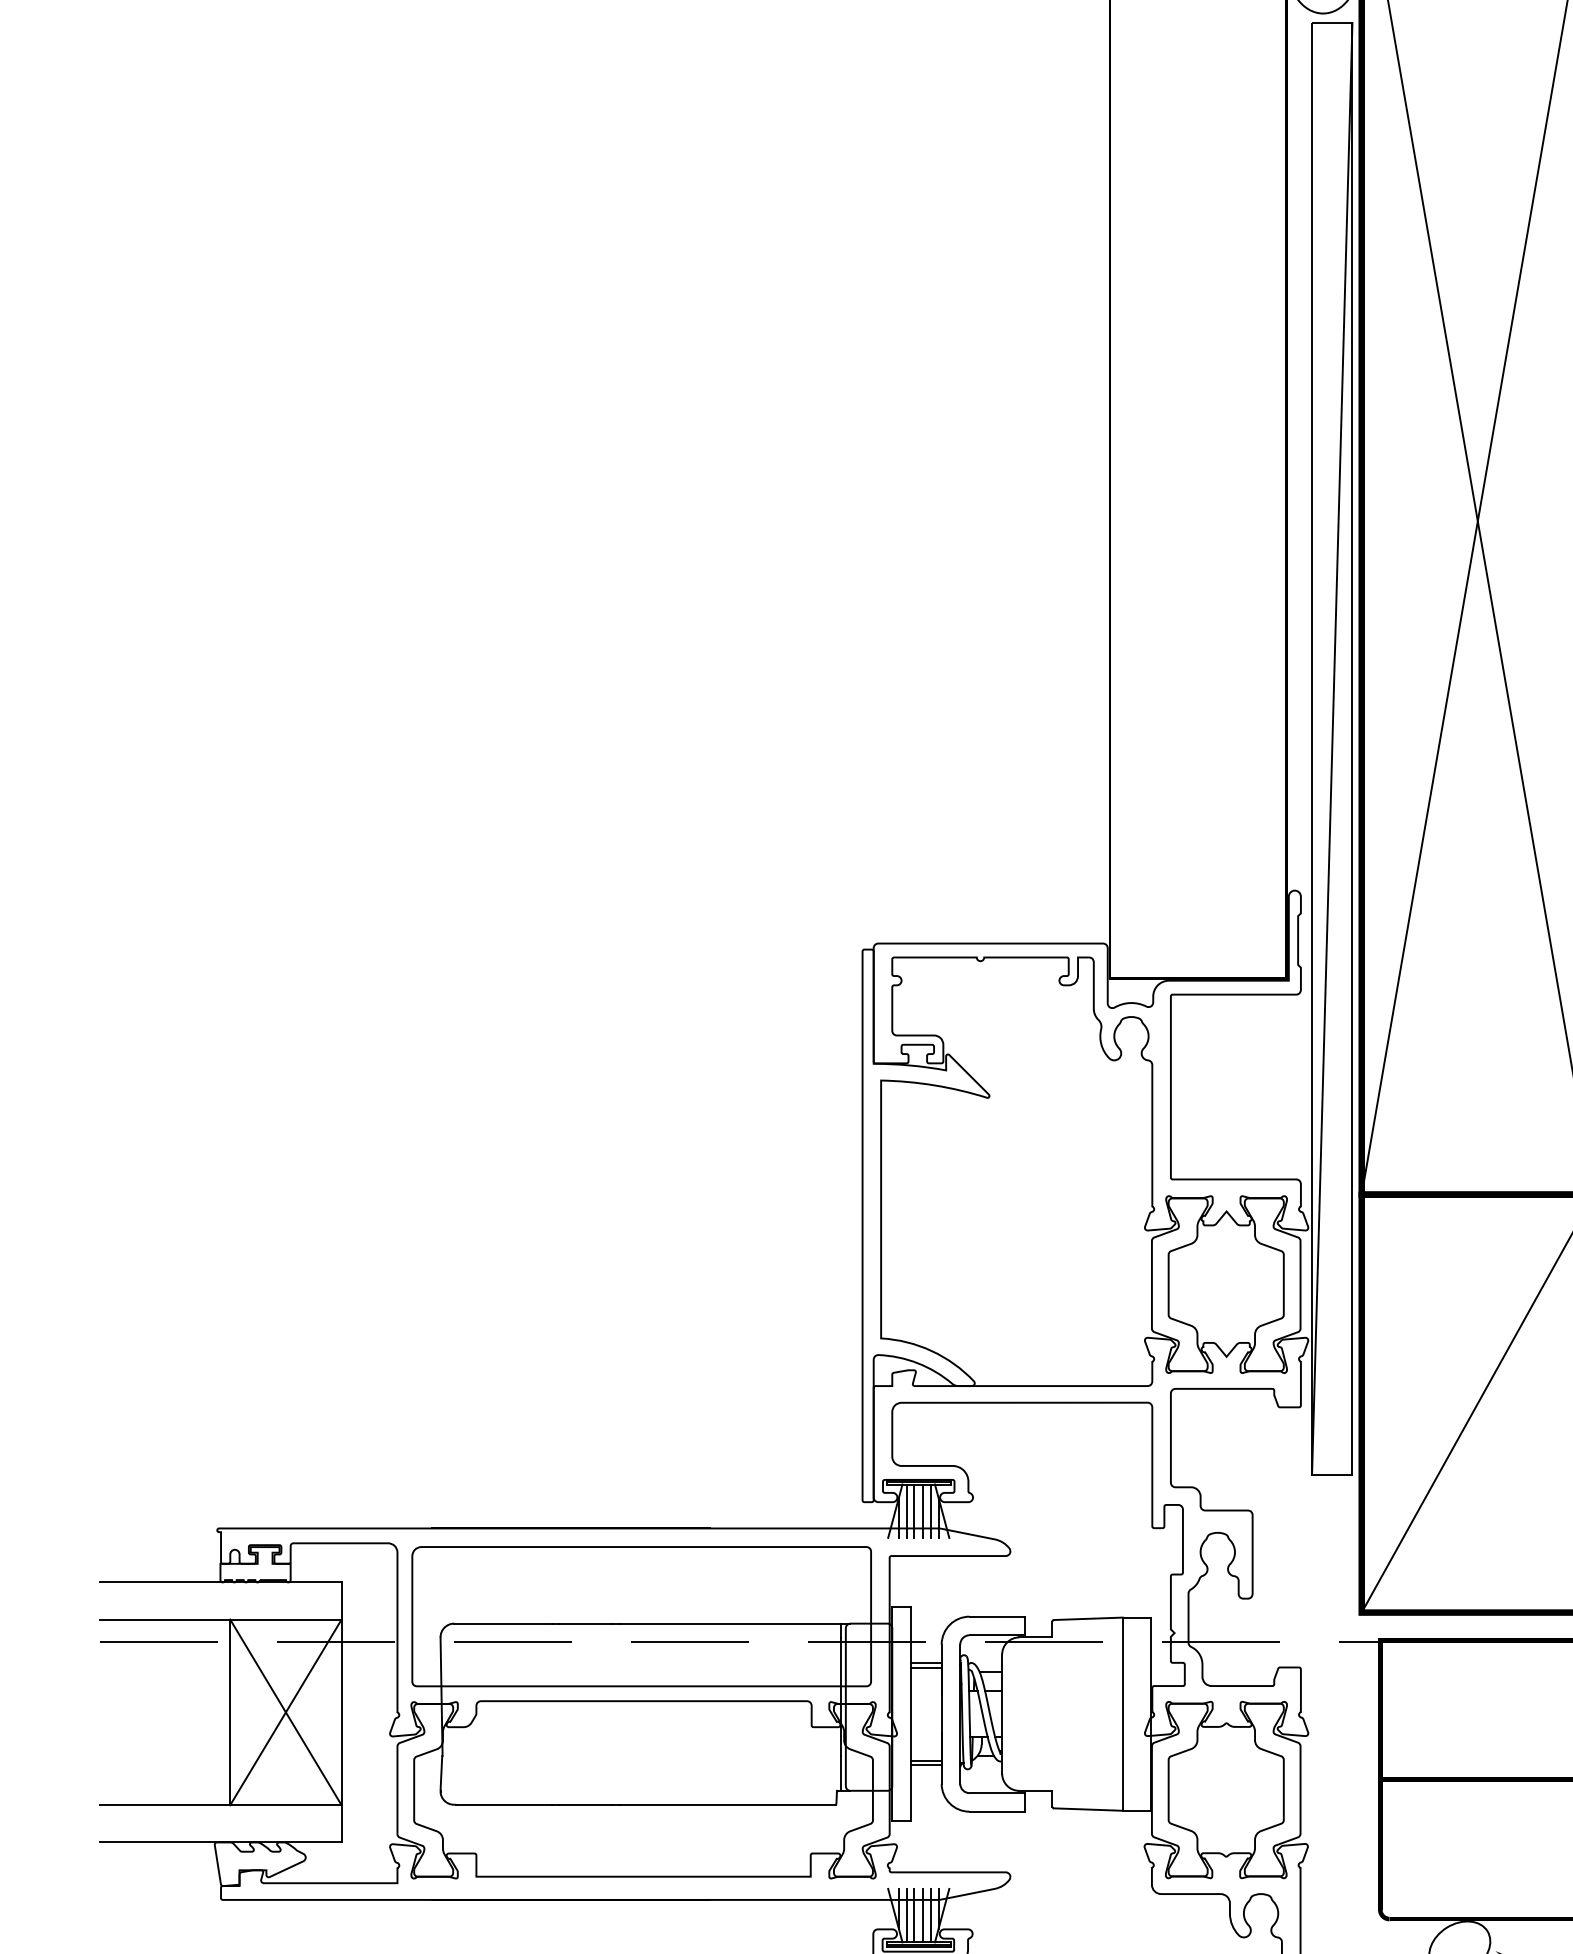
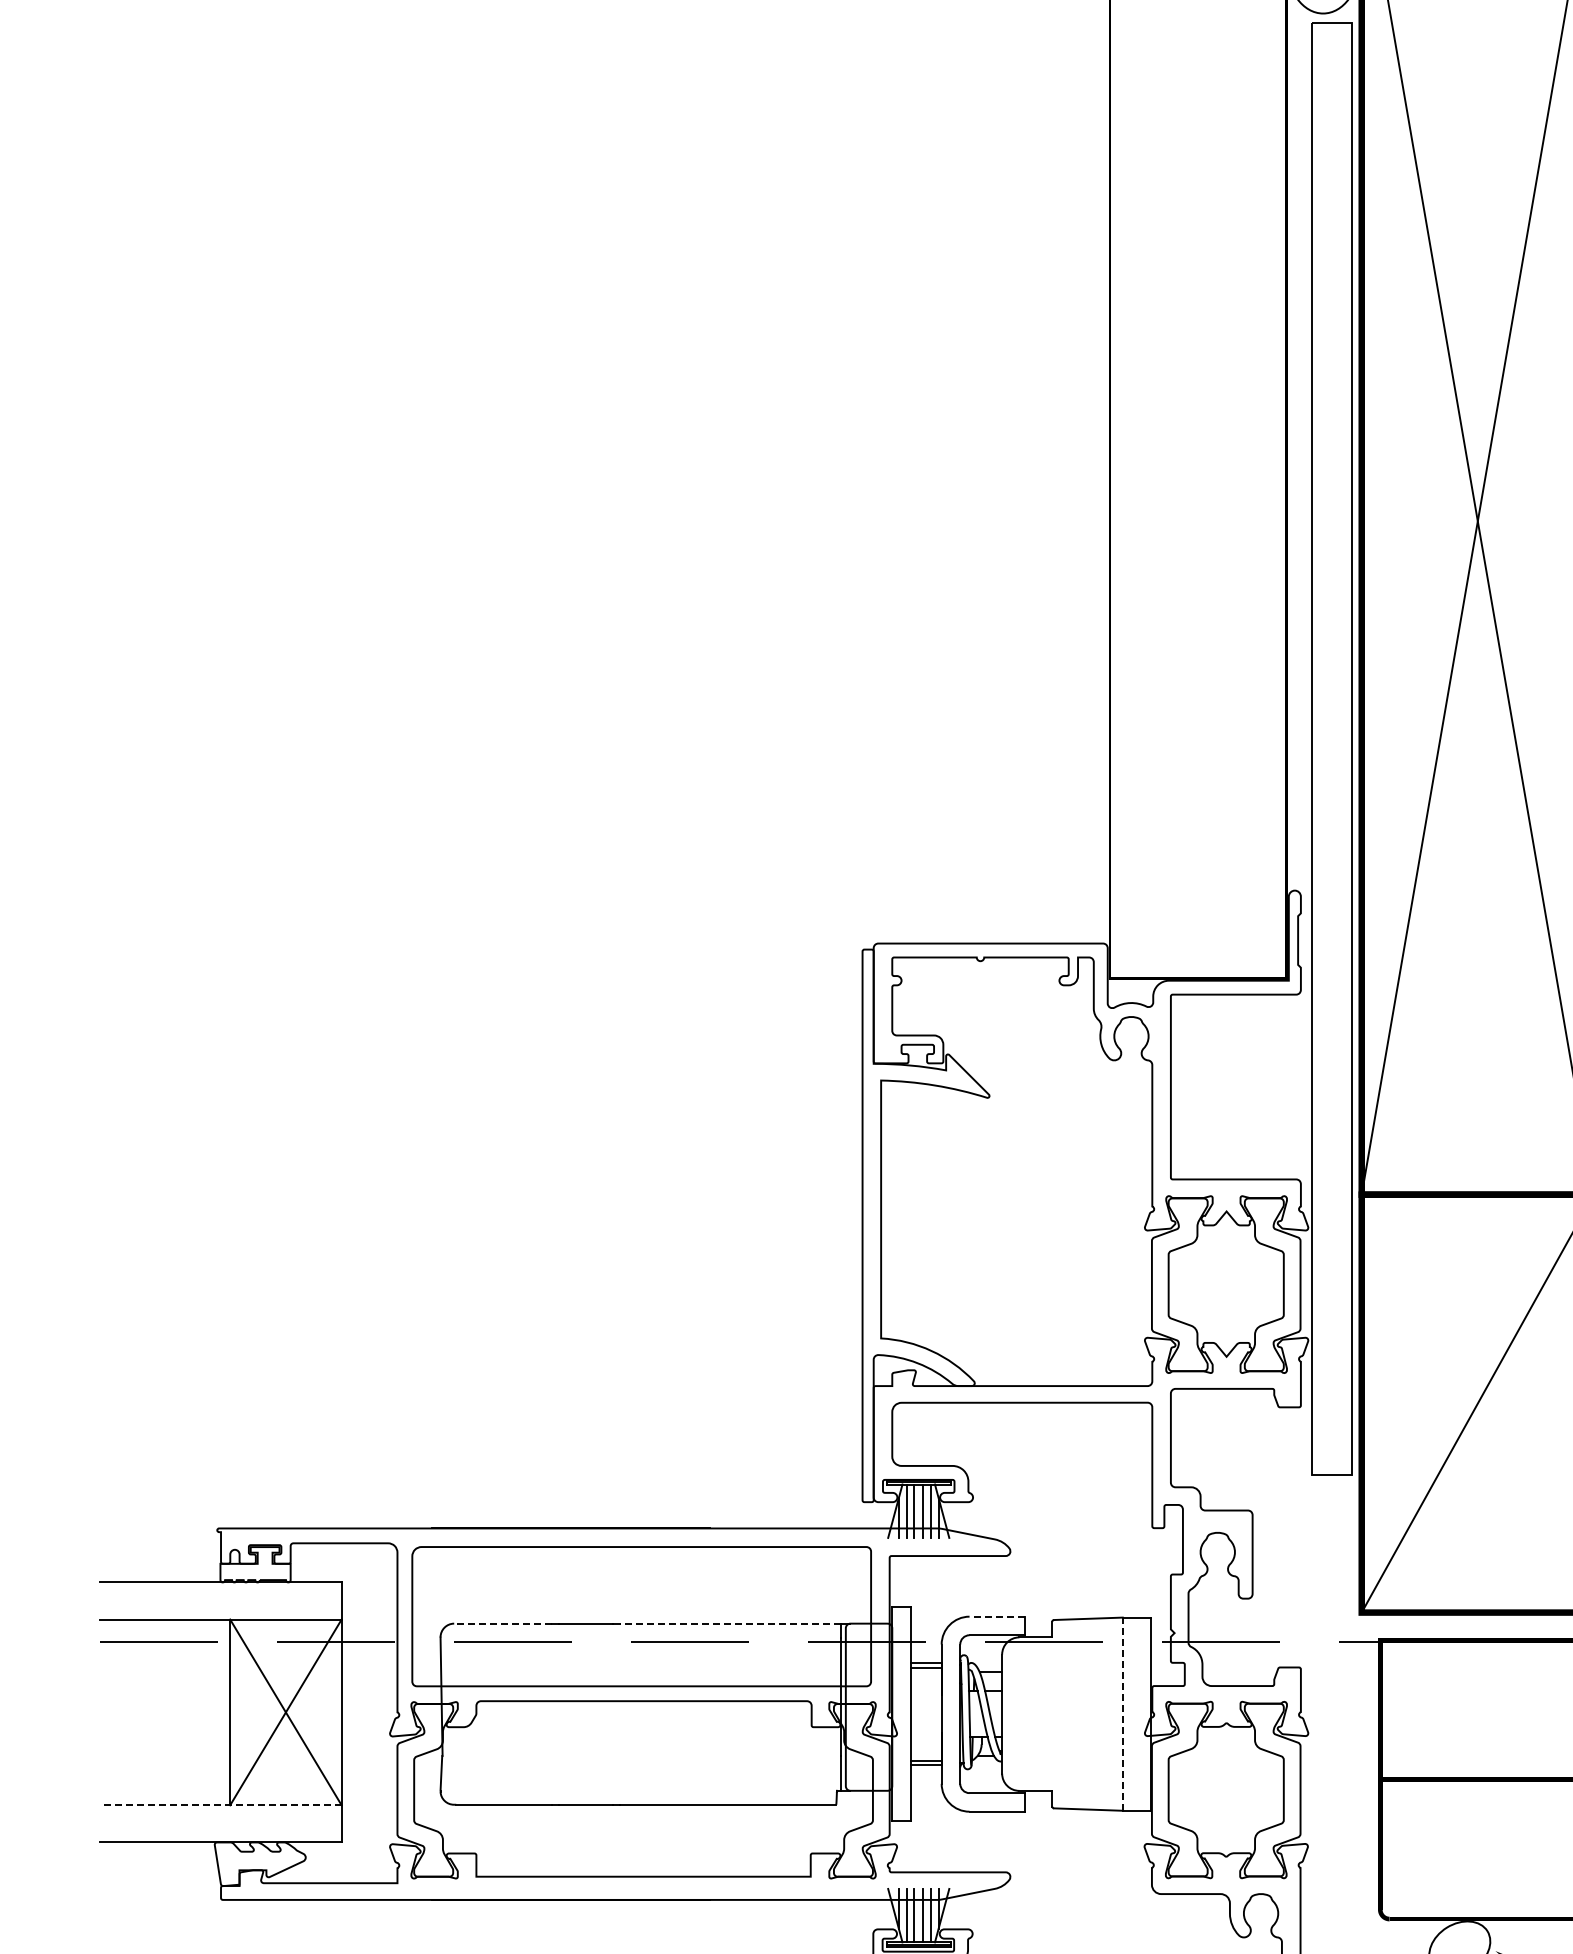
line: present -> none (1332, 748)
line: solid -> dashed (997, 1616)
line: solid -> dashed (502, 1623)
line: solid -> dashed (730, 1623)
line: solid -> dashed (1122, 1714)
line: solid -> dashed (220, 1805)
